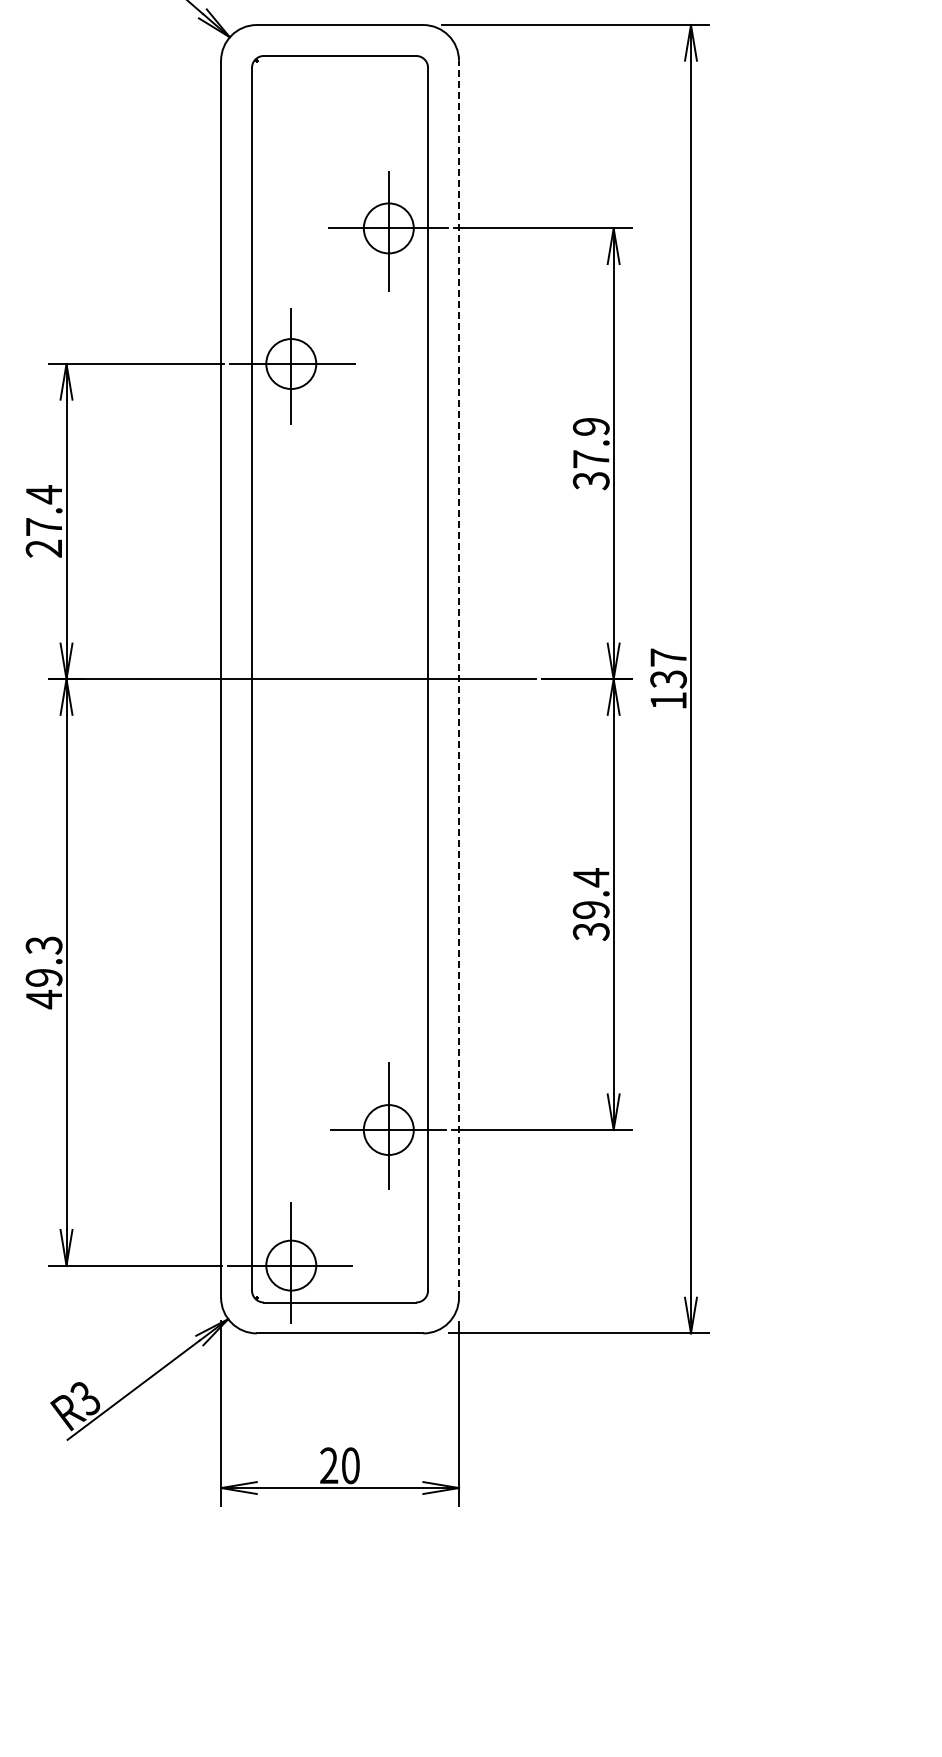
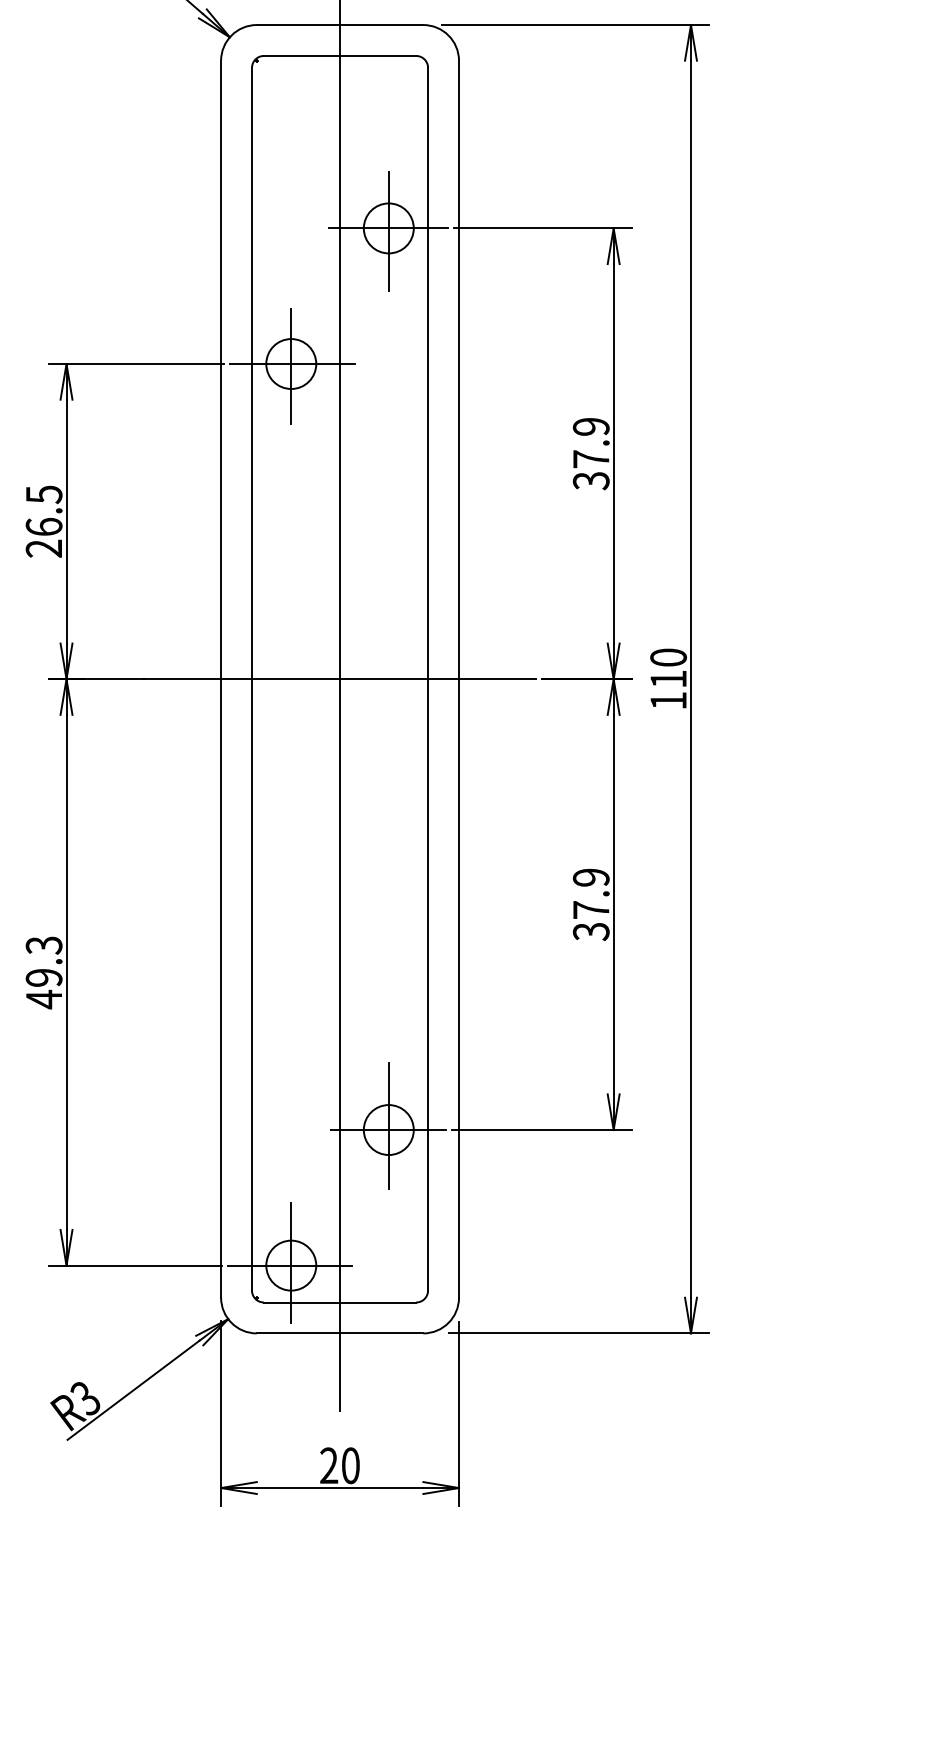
text: 27.4 -> 26.5 (43, 510)
text: 137 -> 110 (668, 668)
line: dashed -> solid (459, 679)
line: none -> present (340, 706)
text: 39.4 -> 37.9 (590, 893)
